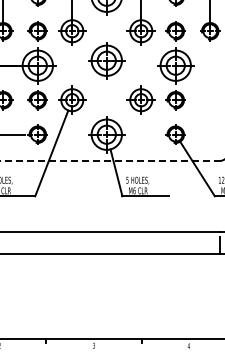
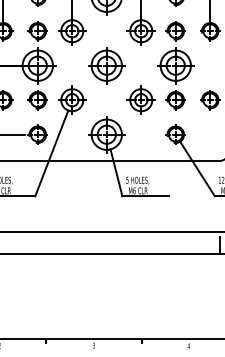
part position: (106, 60) -> (106, 65) (106, 65)
part: none -> present (210, 100)
line: dashed -> solid (110, 160)
